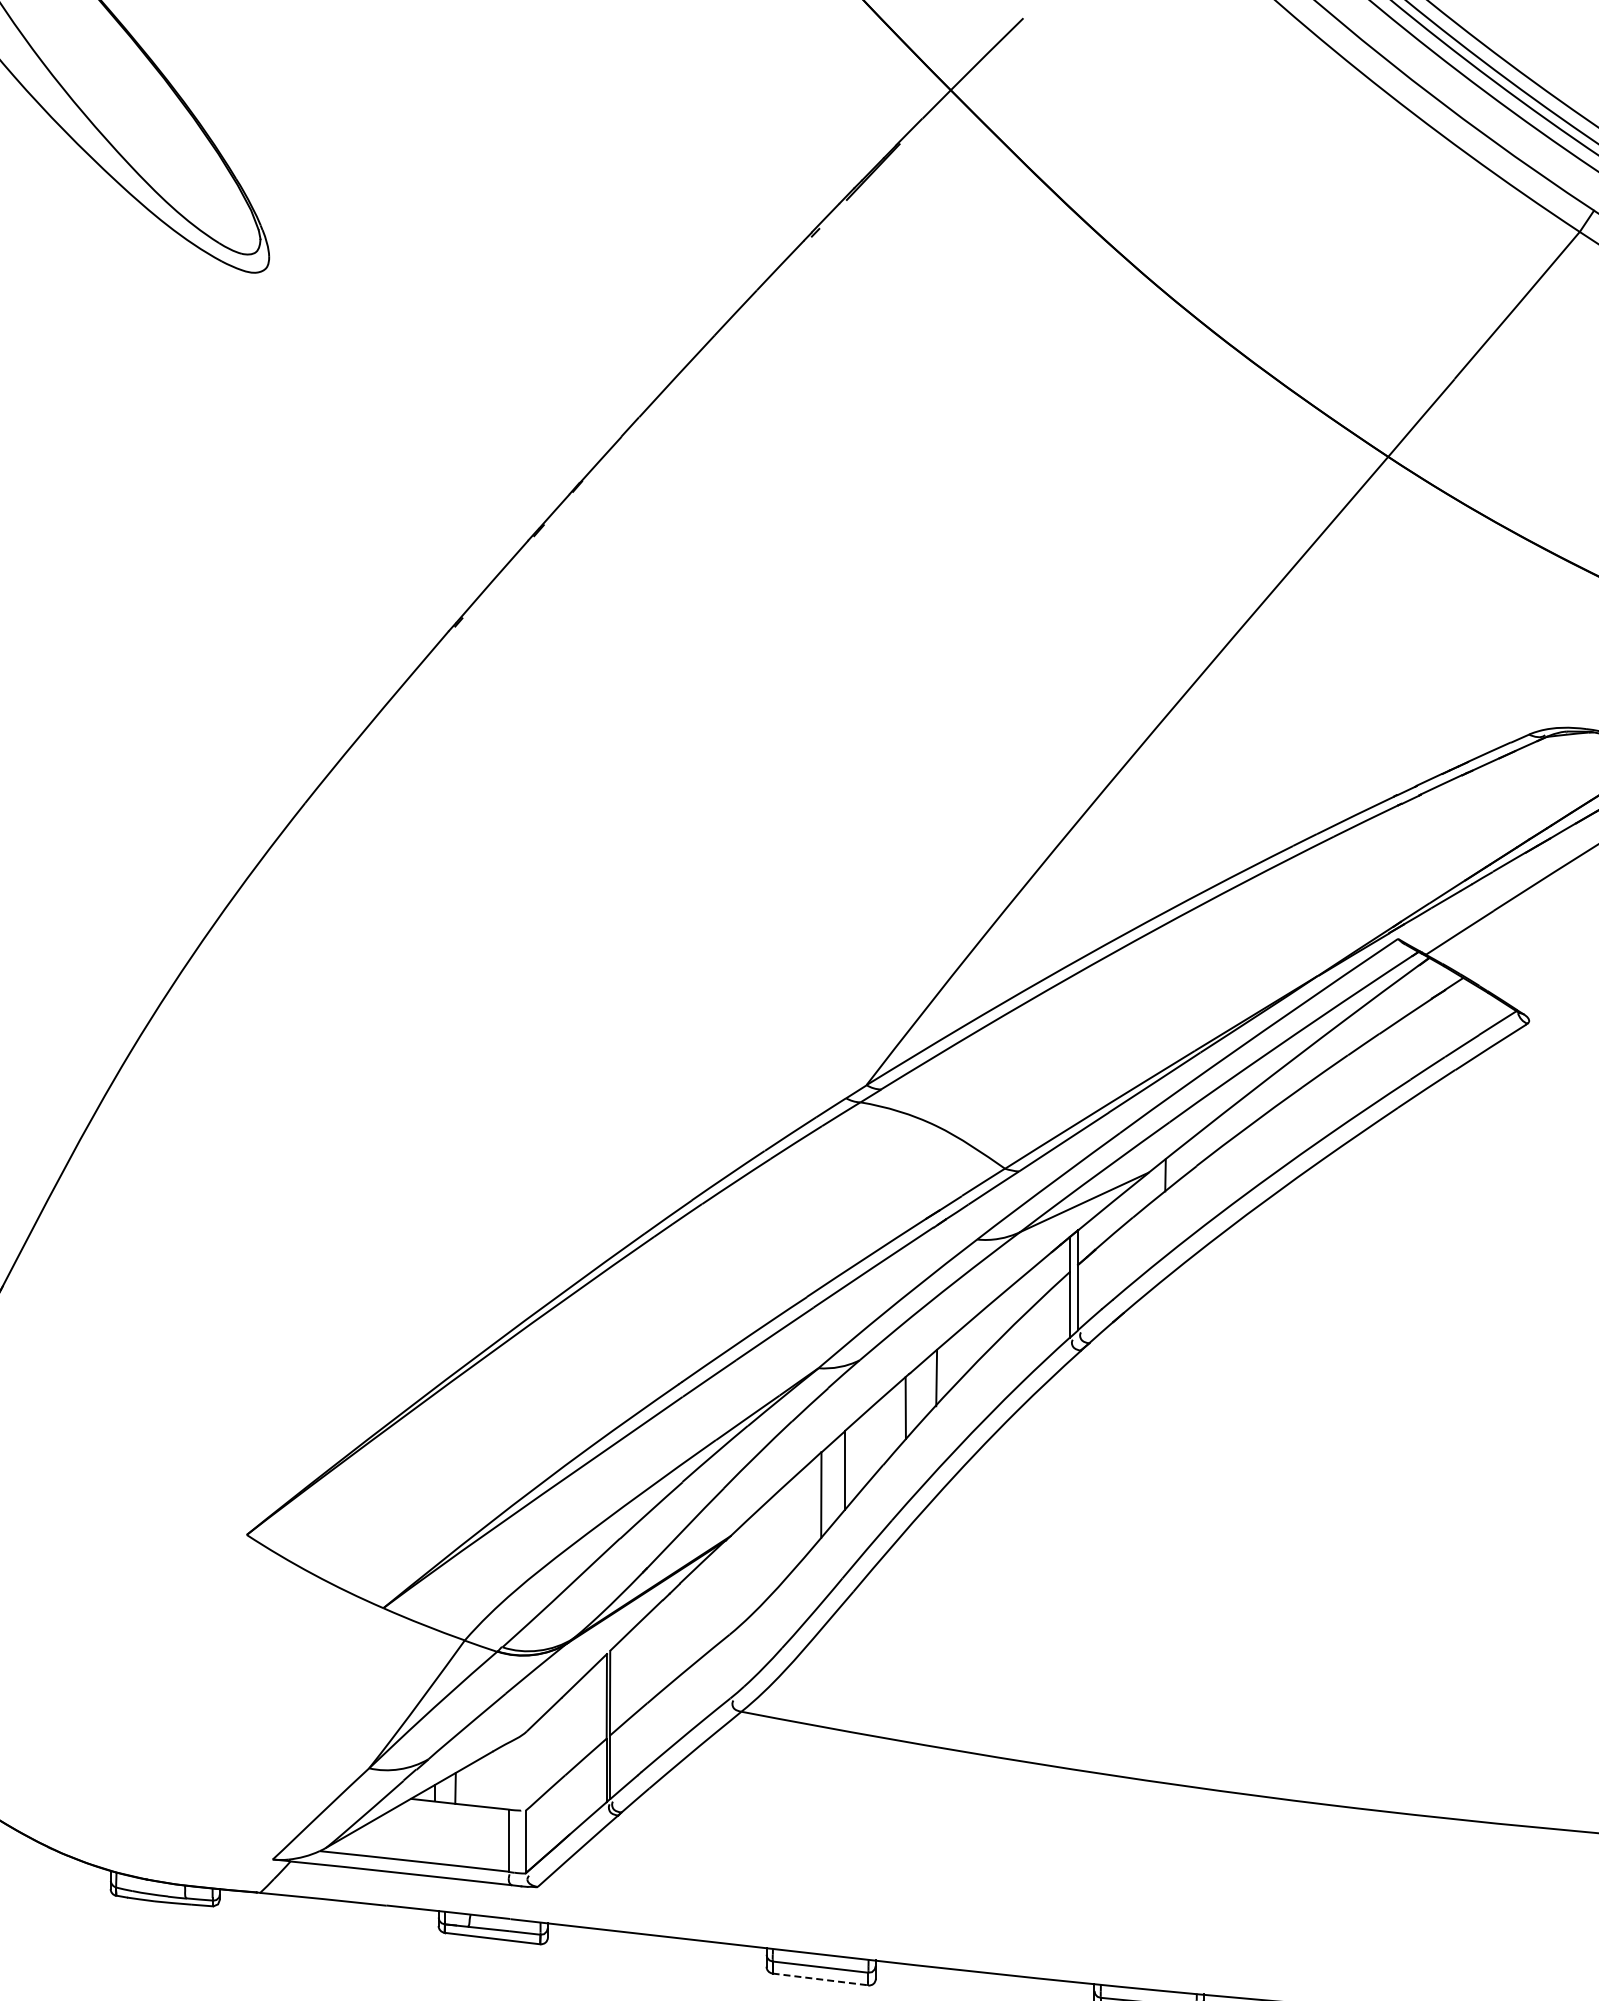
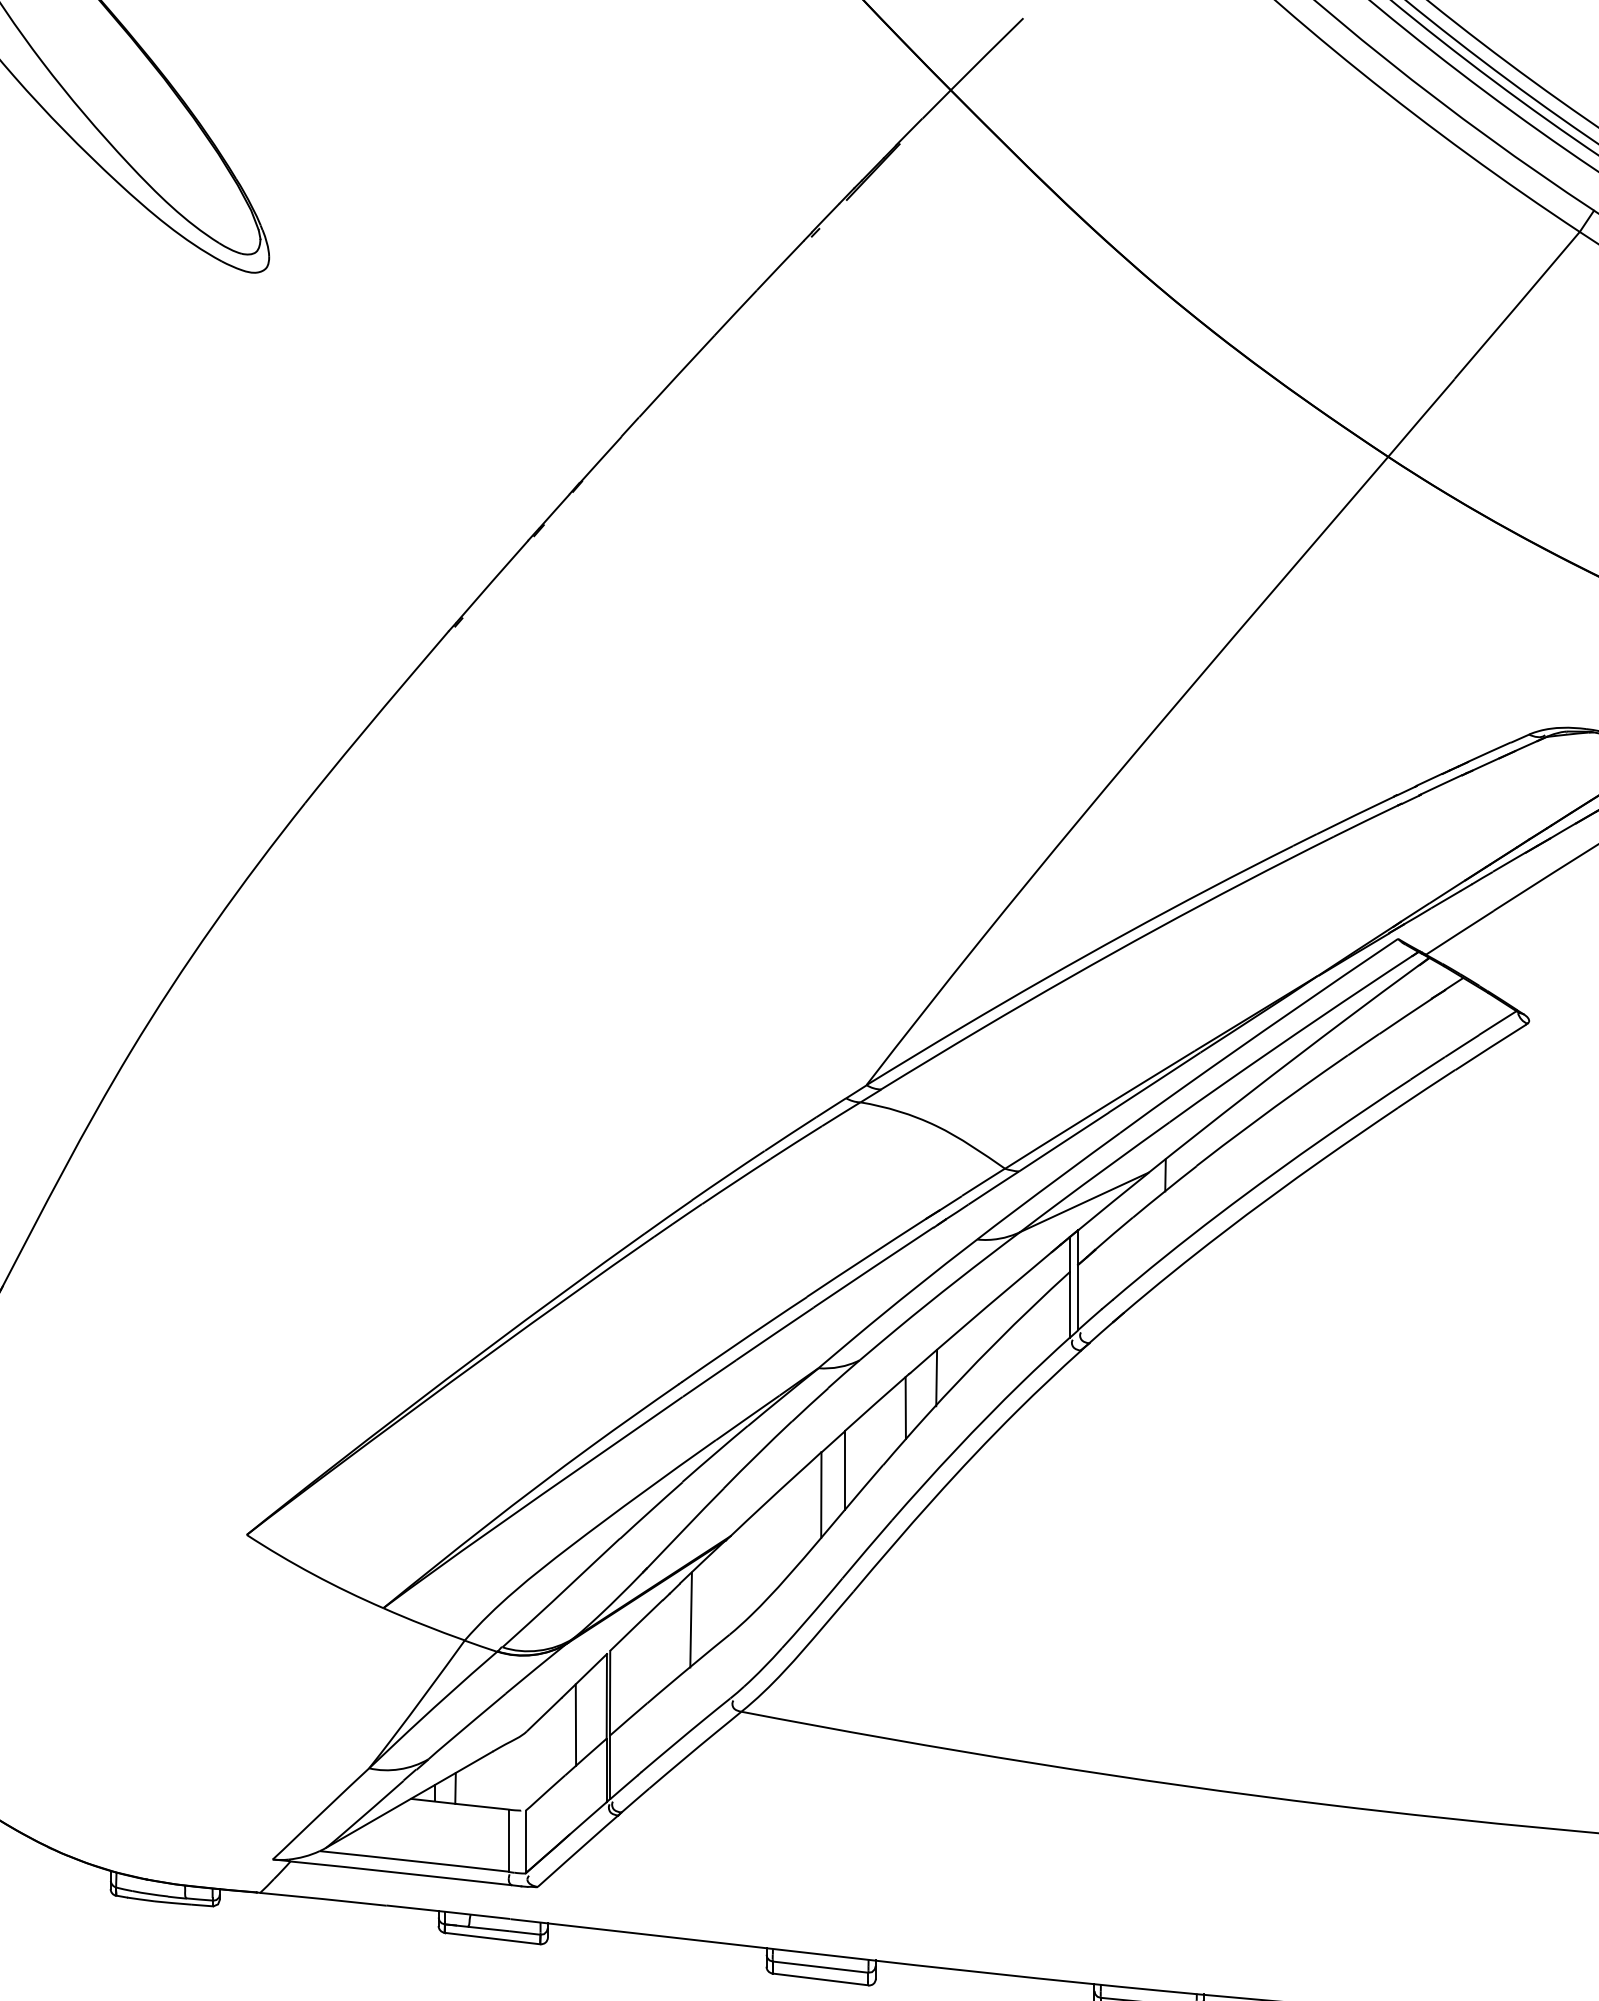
line: none -> present (690, 1619)
line: none -> present (575, 1724)
line: dashed -> solid (820, 1979)
